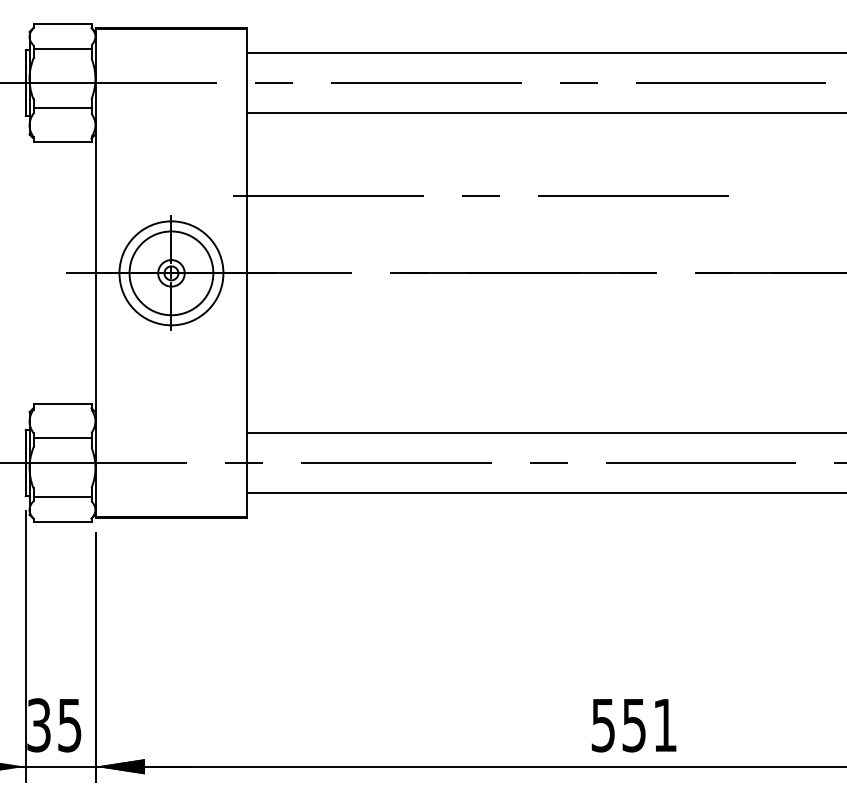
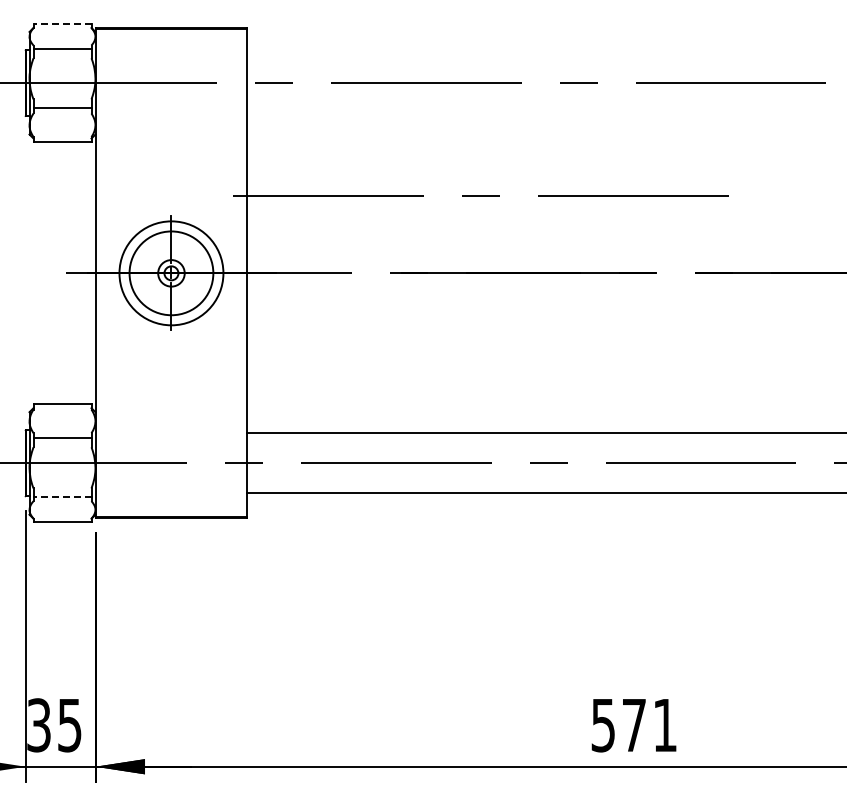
line: solid -> dashed (62, 24)
line: present -> none (545, 53)
line: present -> none (545, 113)
line: solid -> dashed (62, 497)
text: 551 -> 571 (633, 725)
